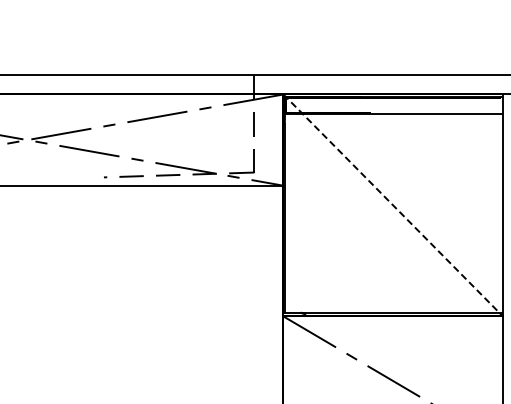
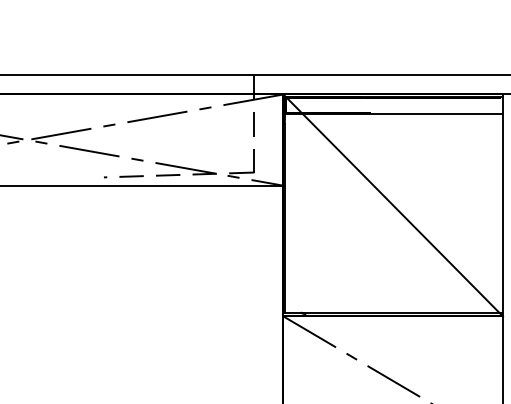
line: dashed -> solid (393, 205)
